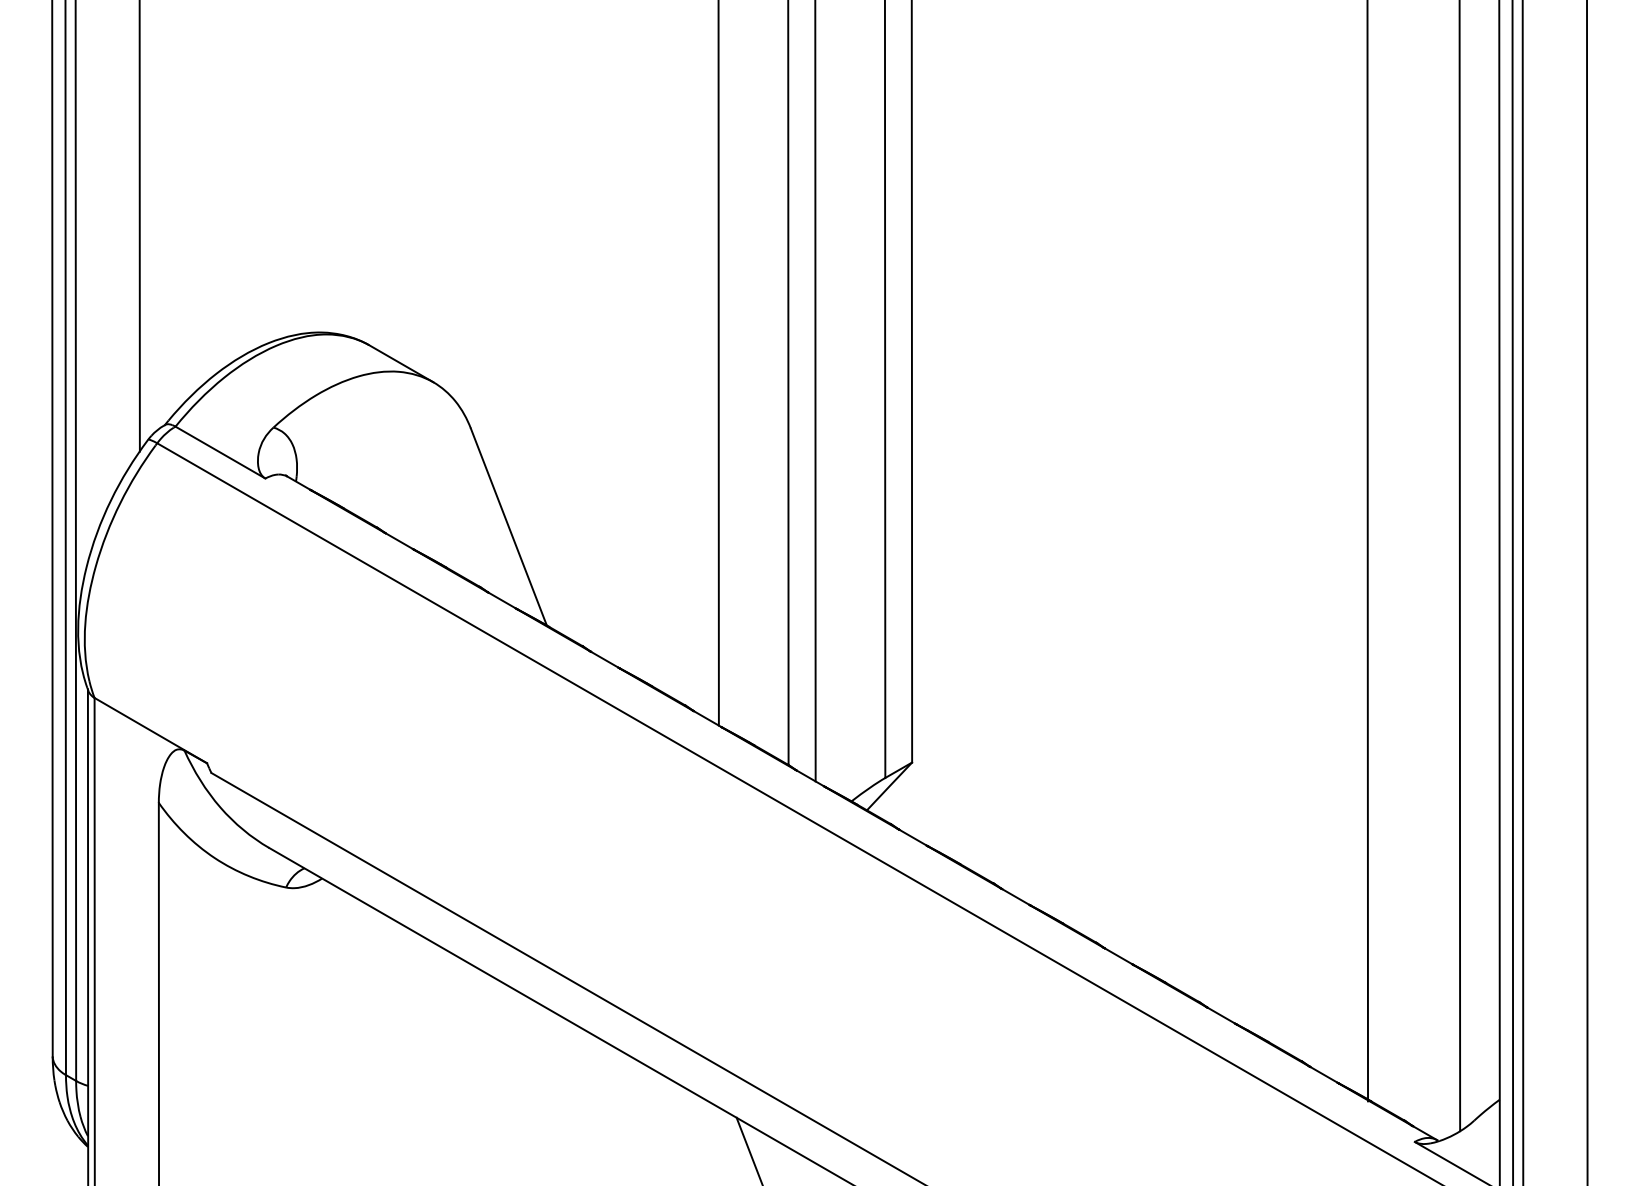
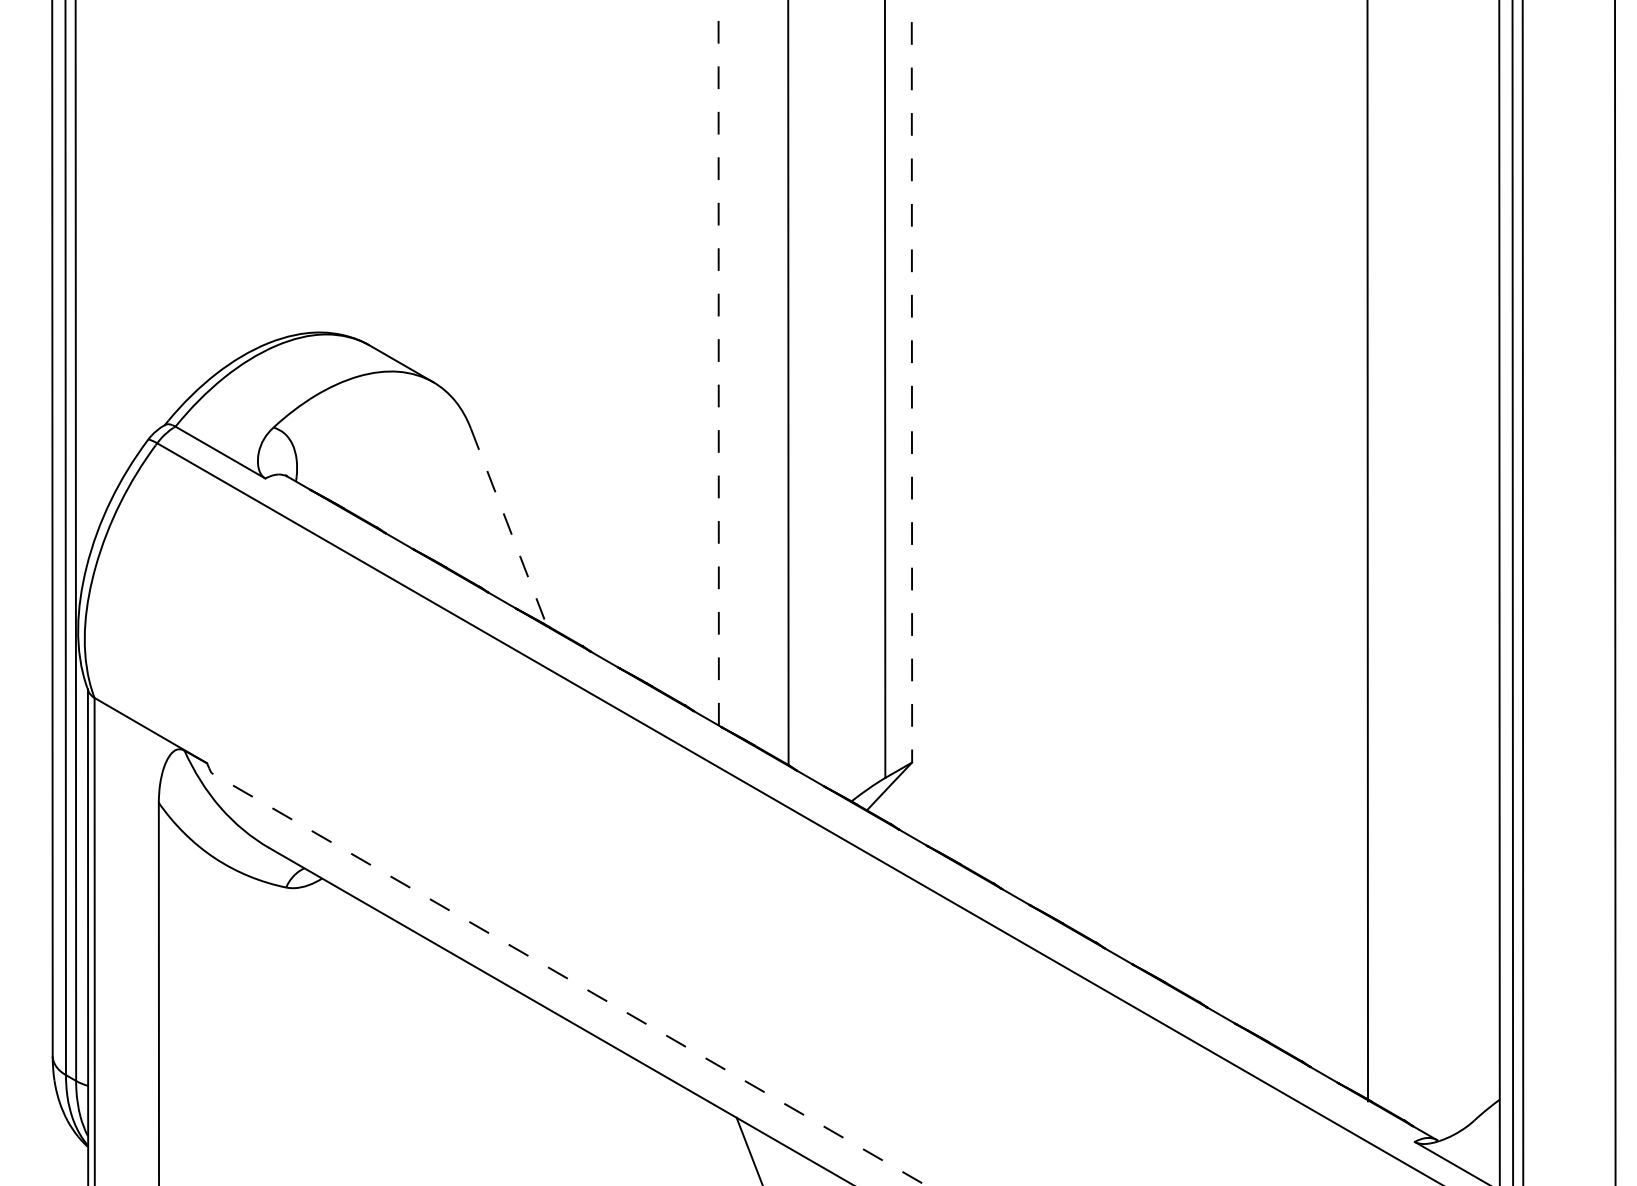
line: present -> none (139, 226)
line: solid -> dashed (718, 362)
line: solid -> dashed (911, 381)
line: present -> none (815, 391)
line: solid -> dashed (508, 527)
line: present -> none (1459, 566)
line position: (1587, 592) -> (1615, 592) (1615, 592)
line: solid -> dashed (568, 979)
